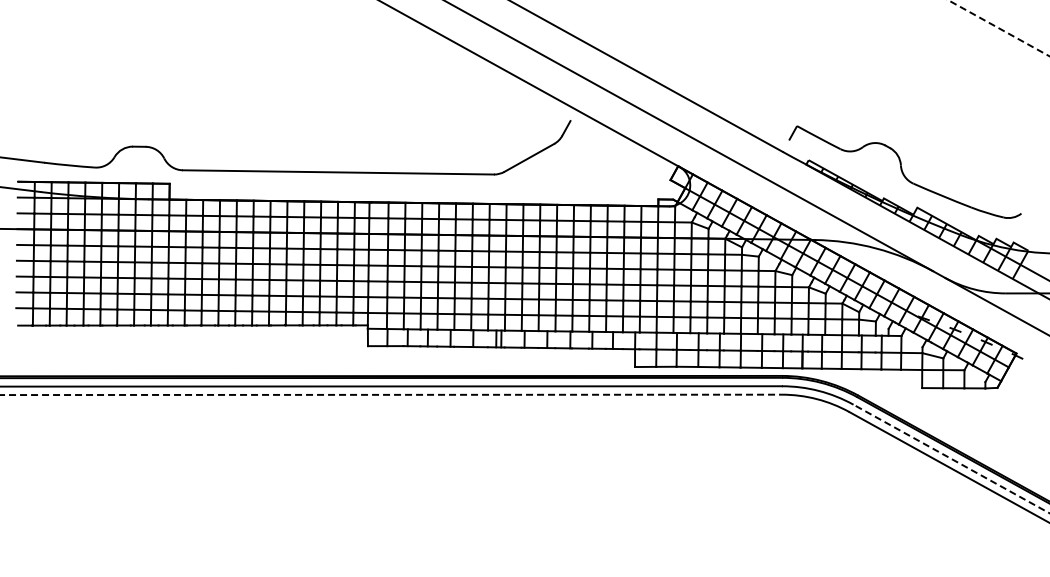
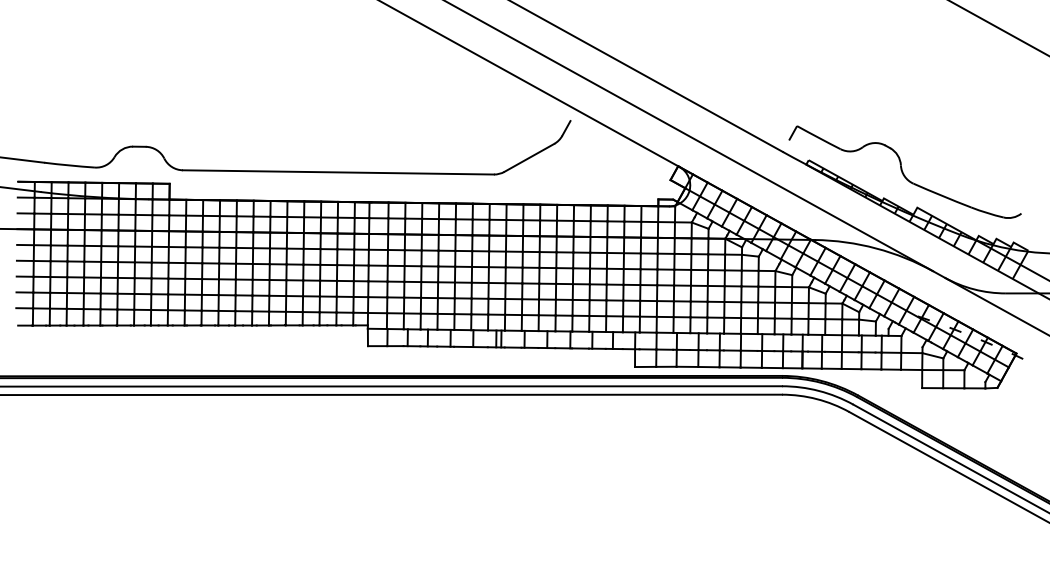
line: dashed -> solid (998, 28)
line: dashed -> solid (391, 394)
line: dashed -> solid (951, 458)
